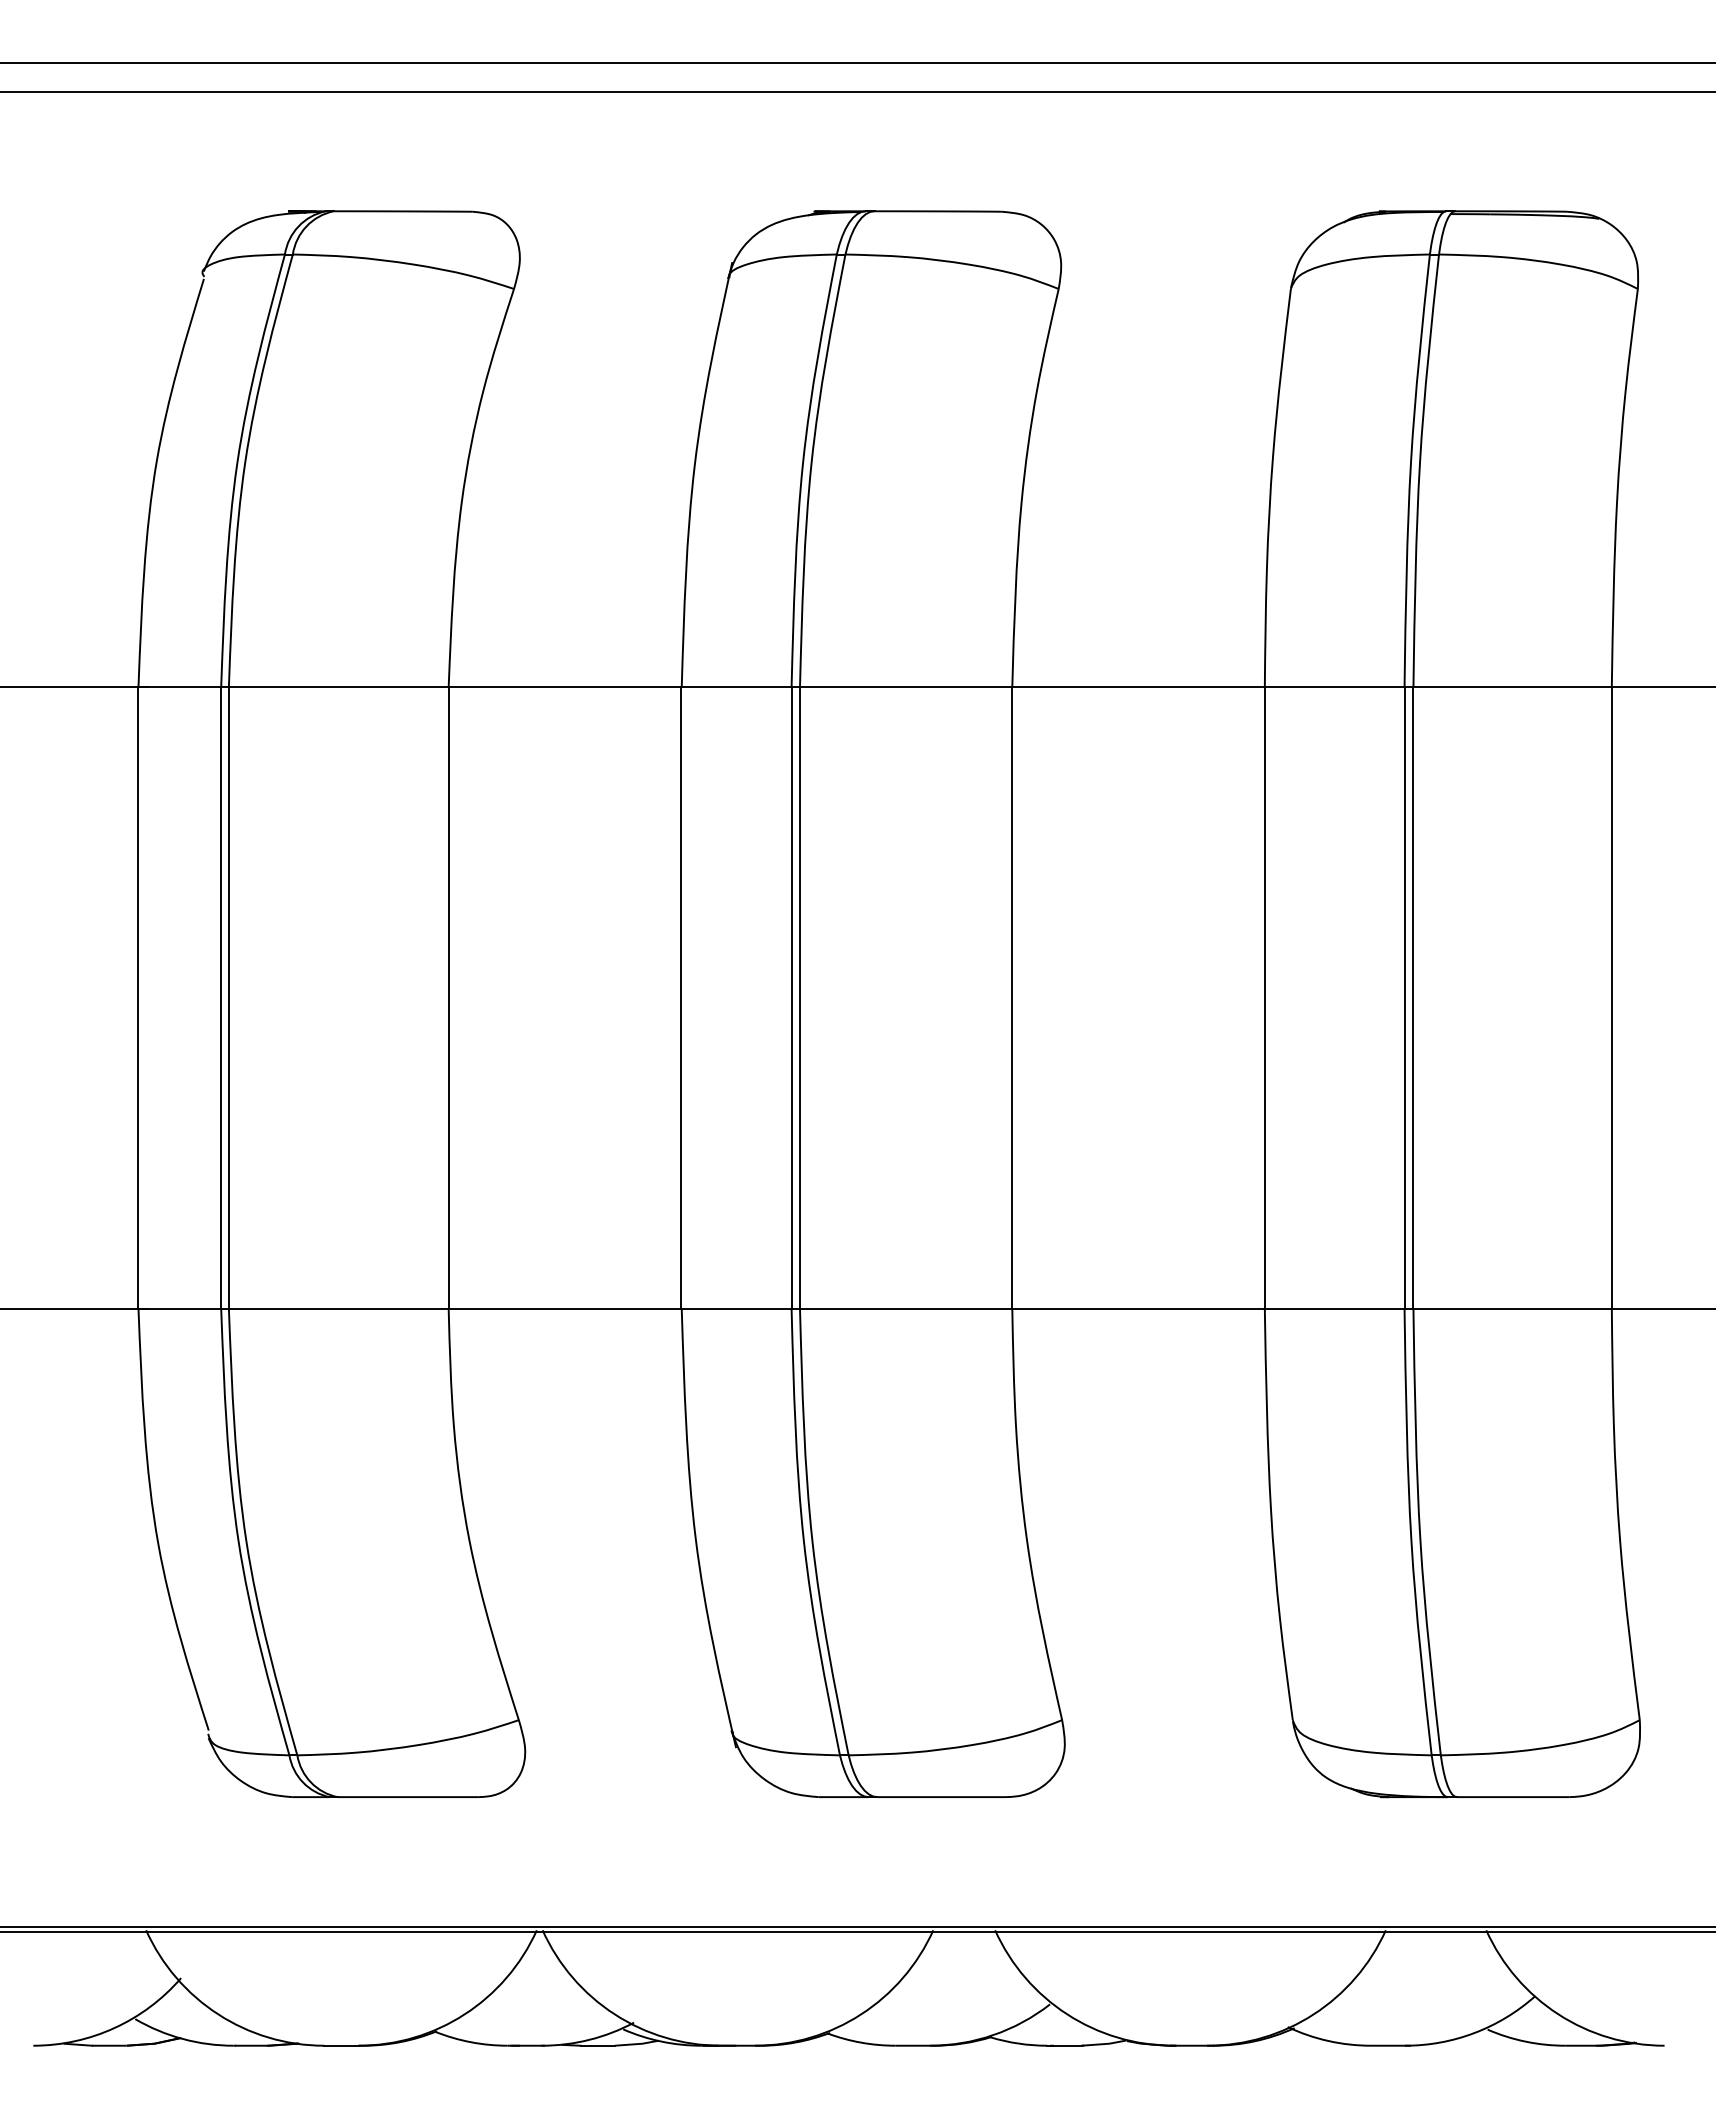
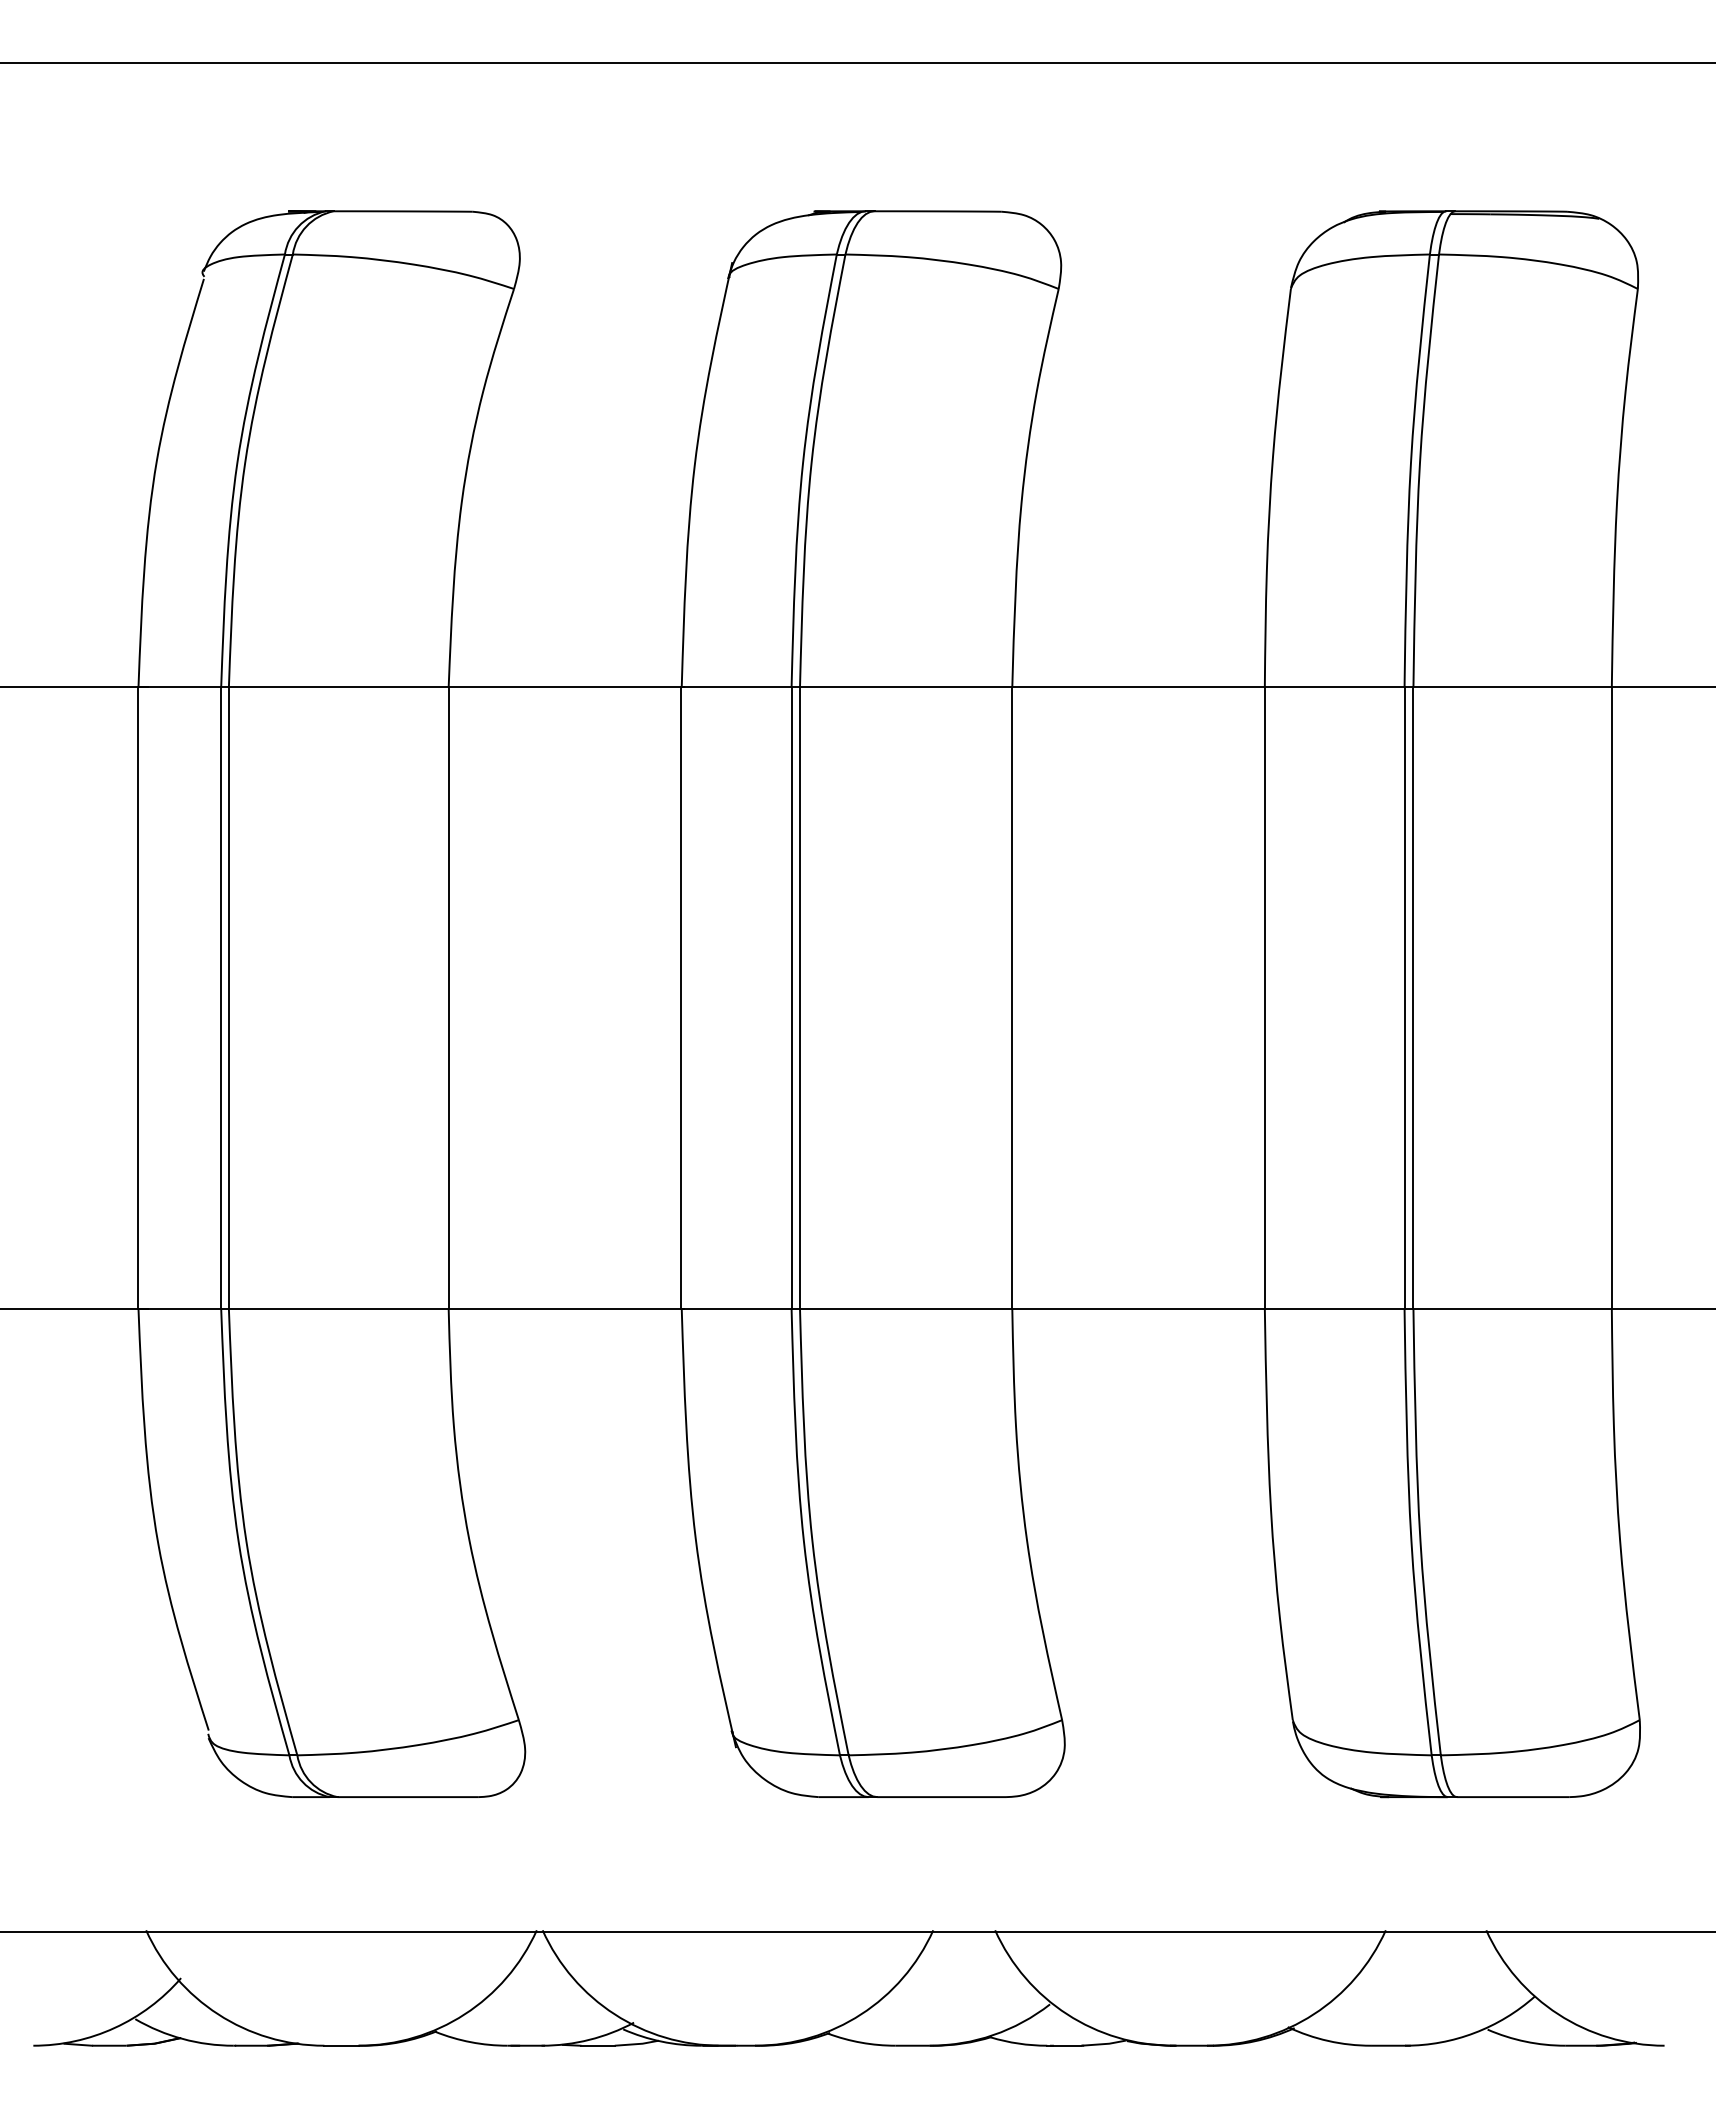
line: present -> none (857, 91)
line: present -> none (857, 1926)
